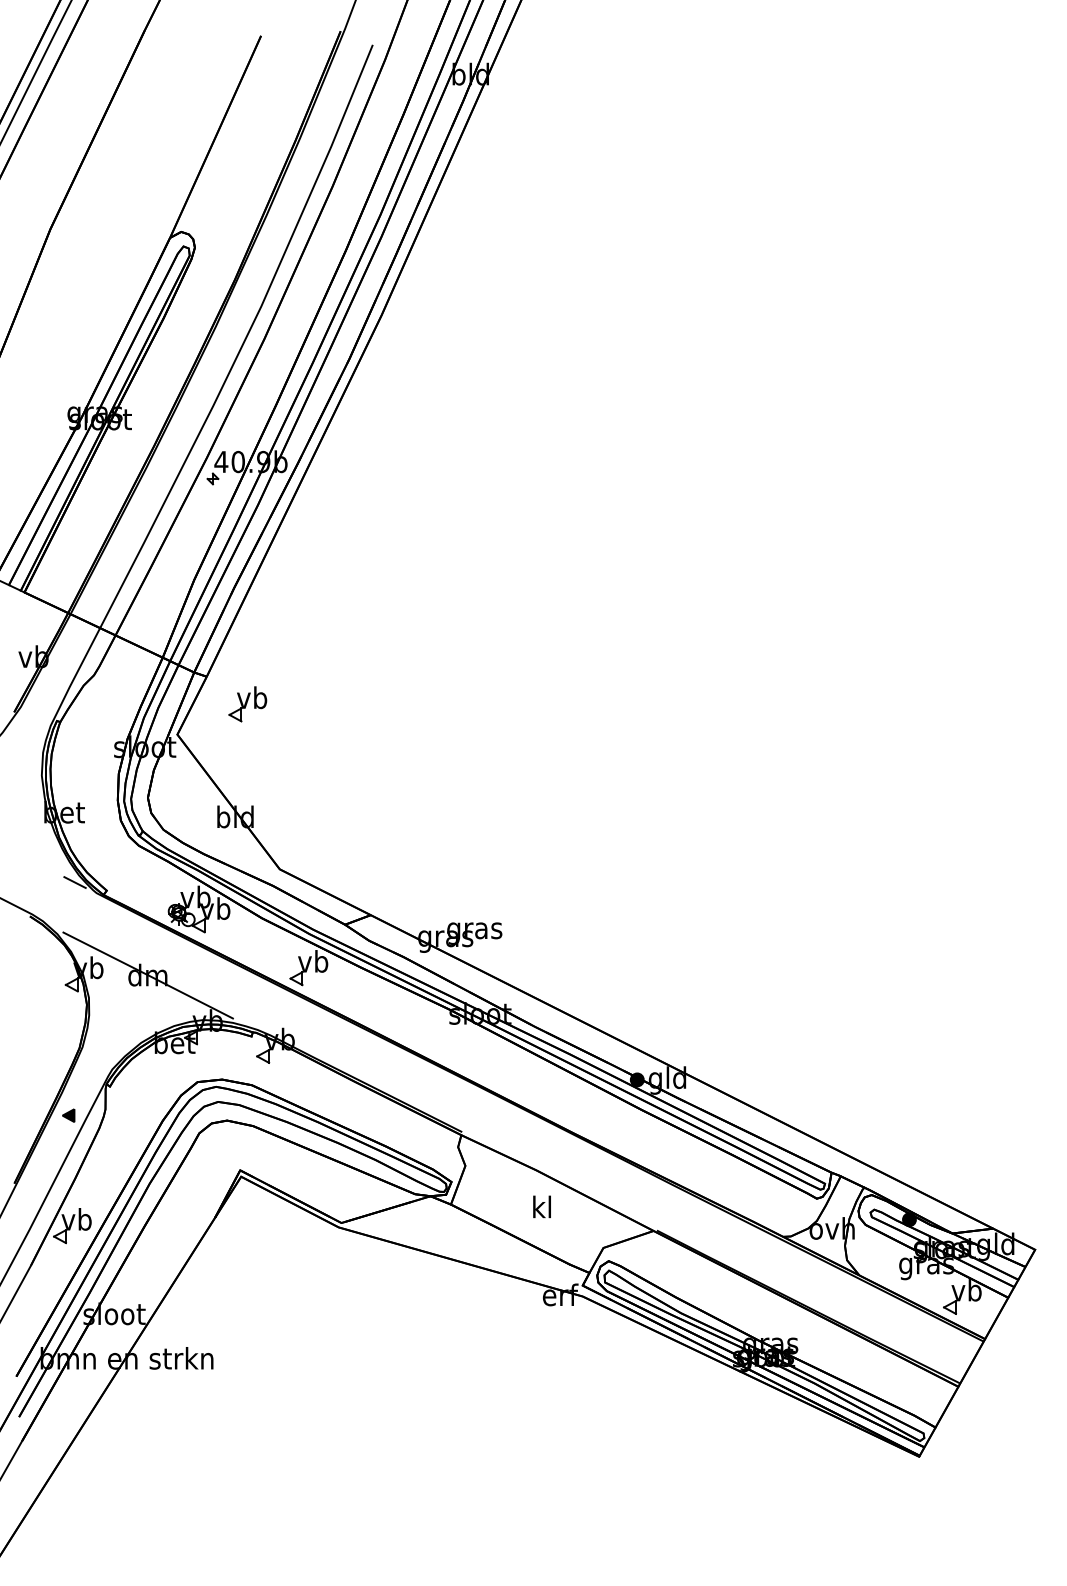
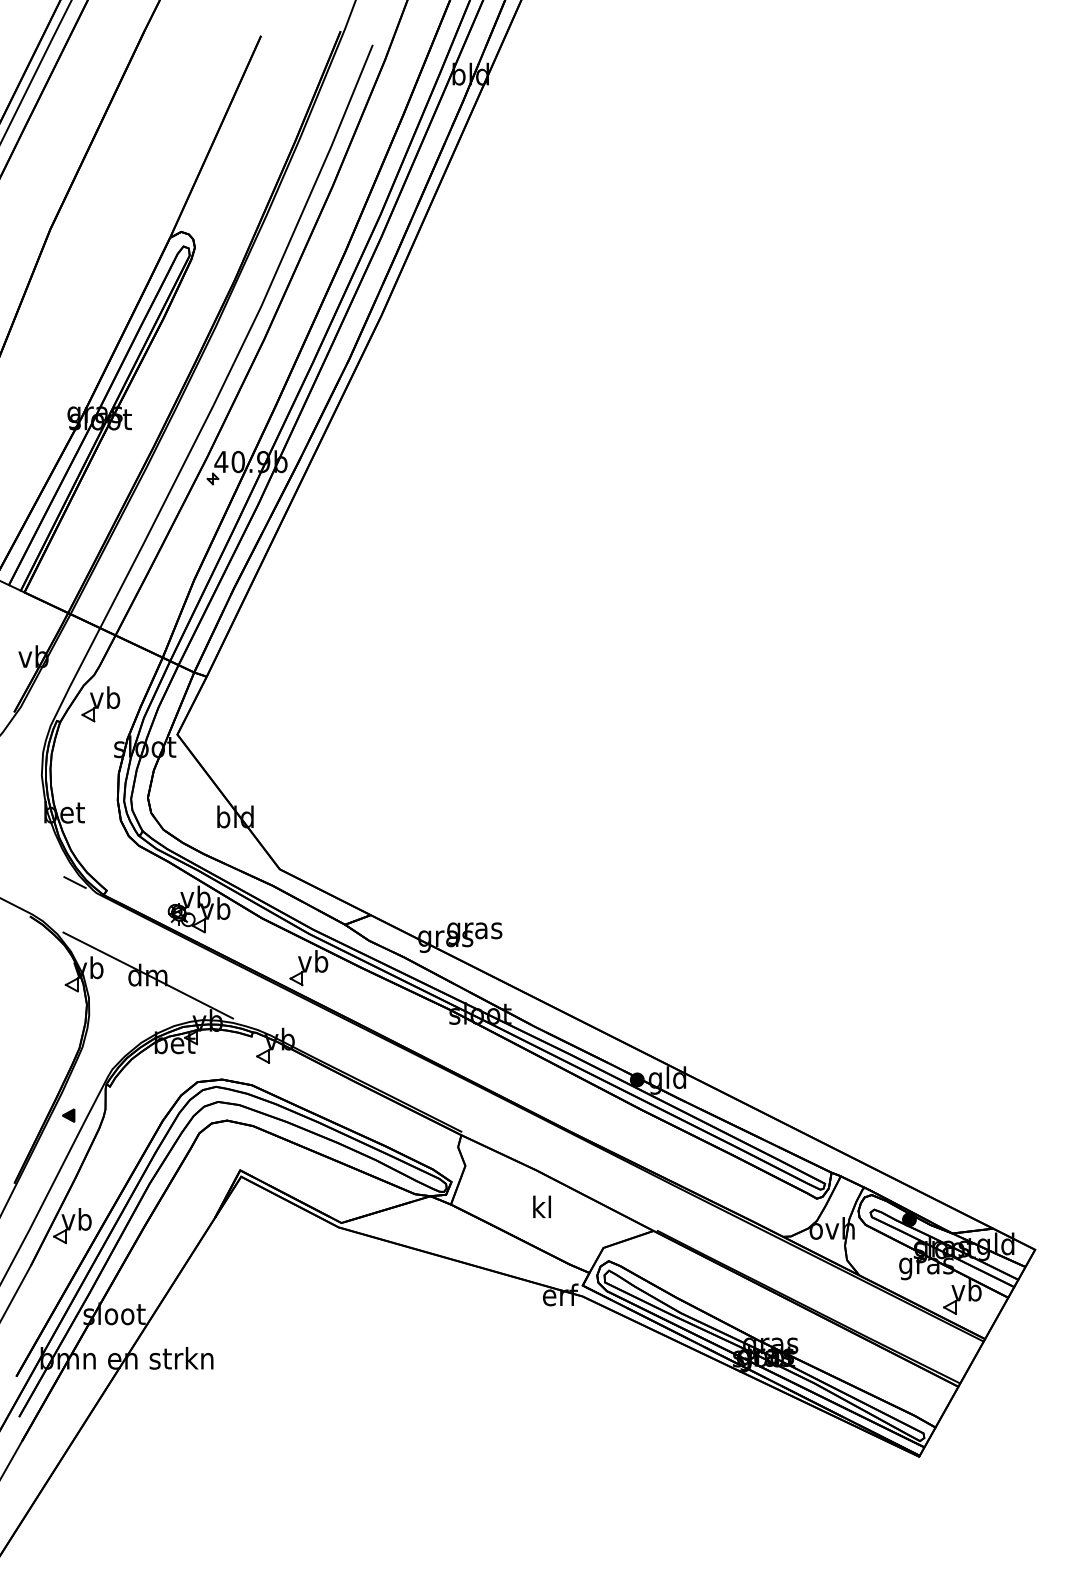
part position: (247, 704) -> (100, 704) (100, 704)
